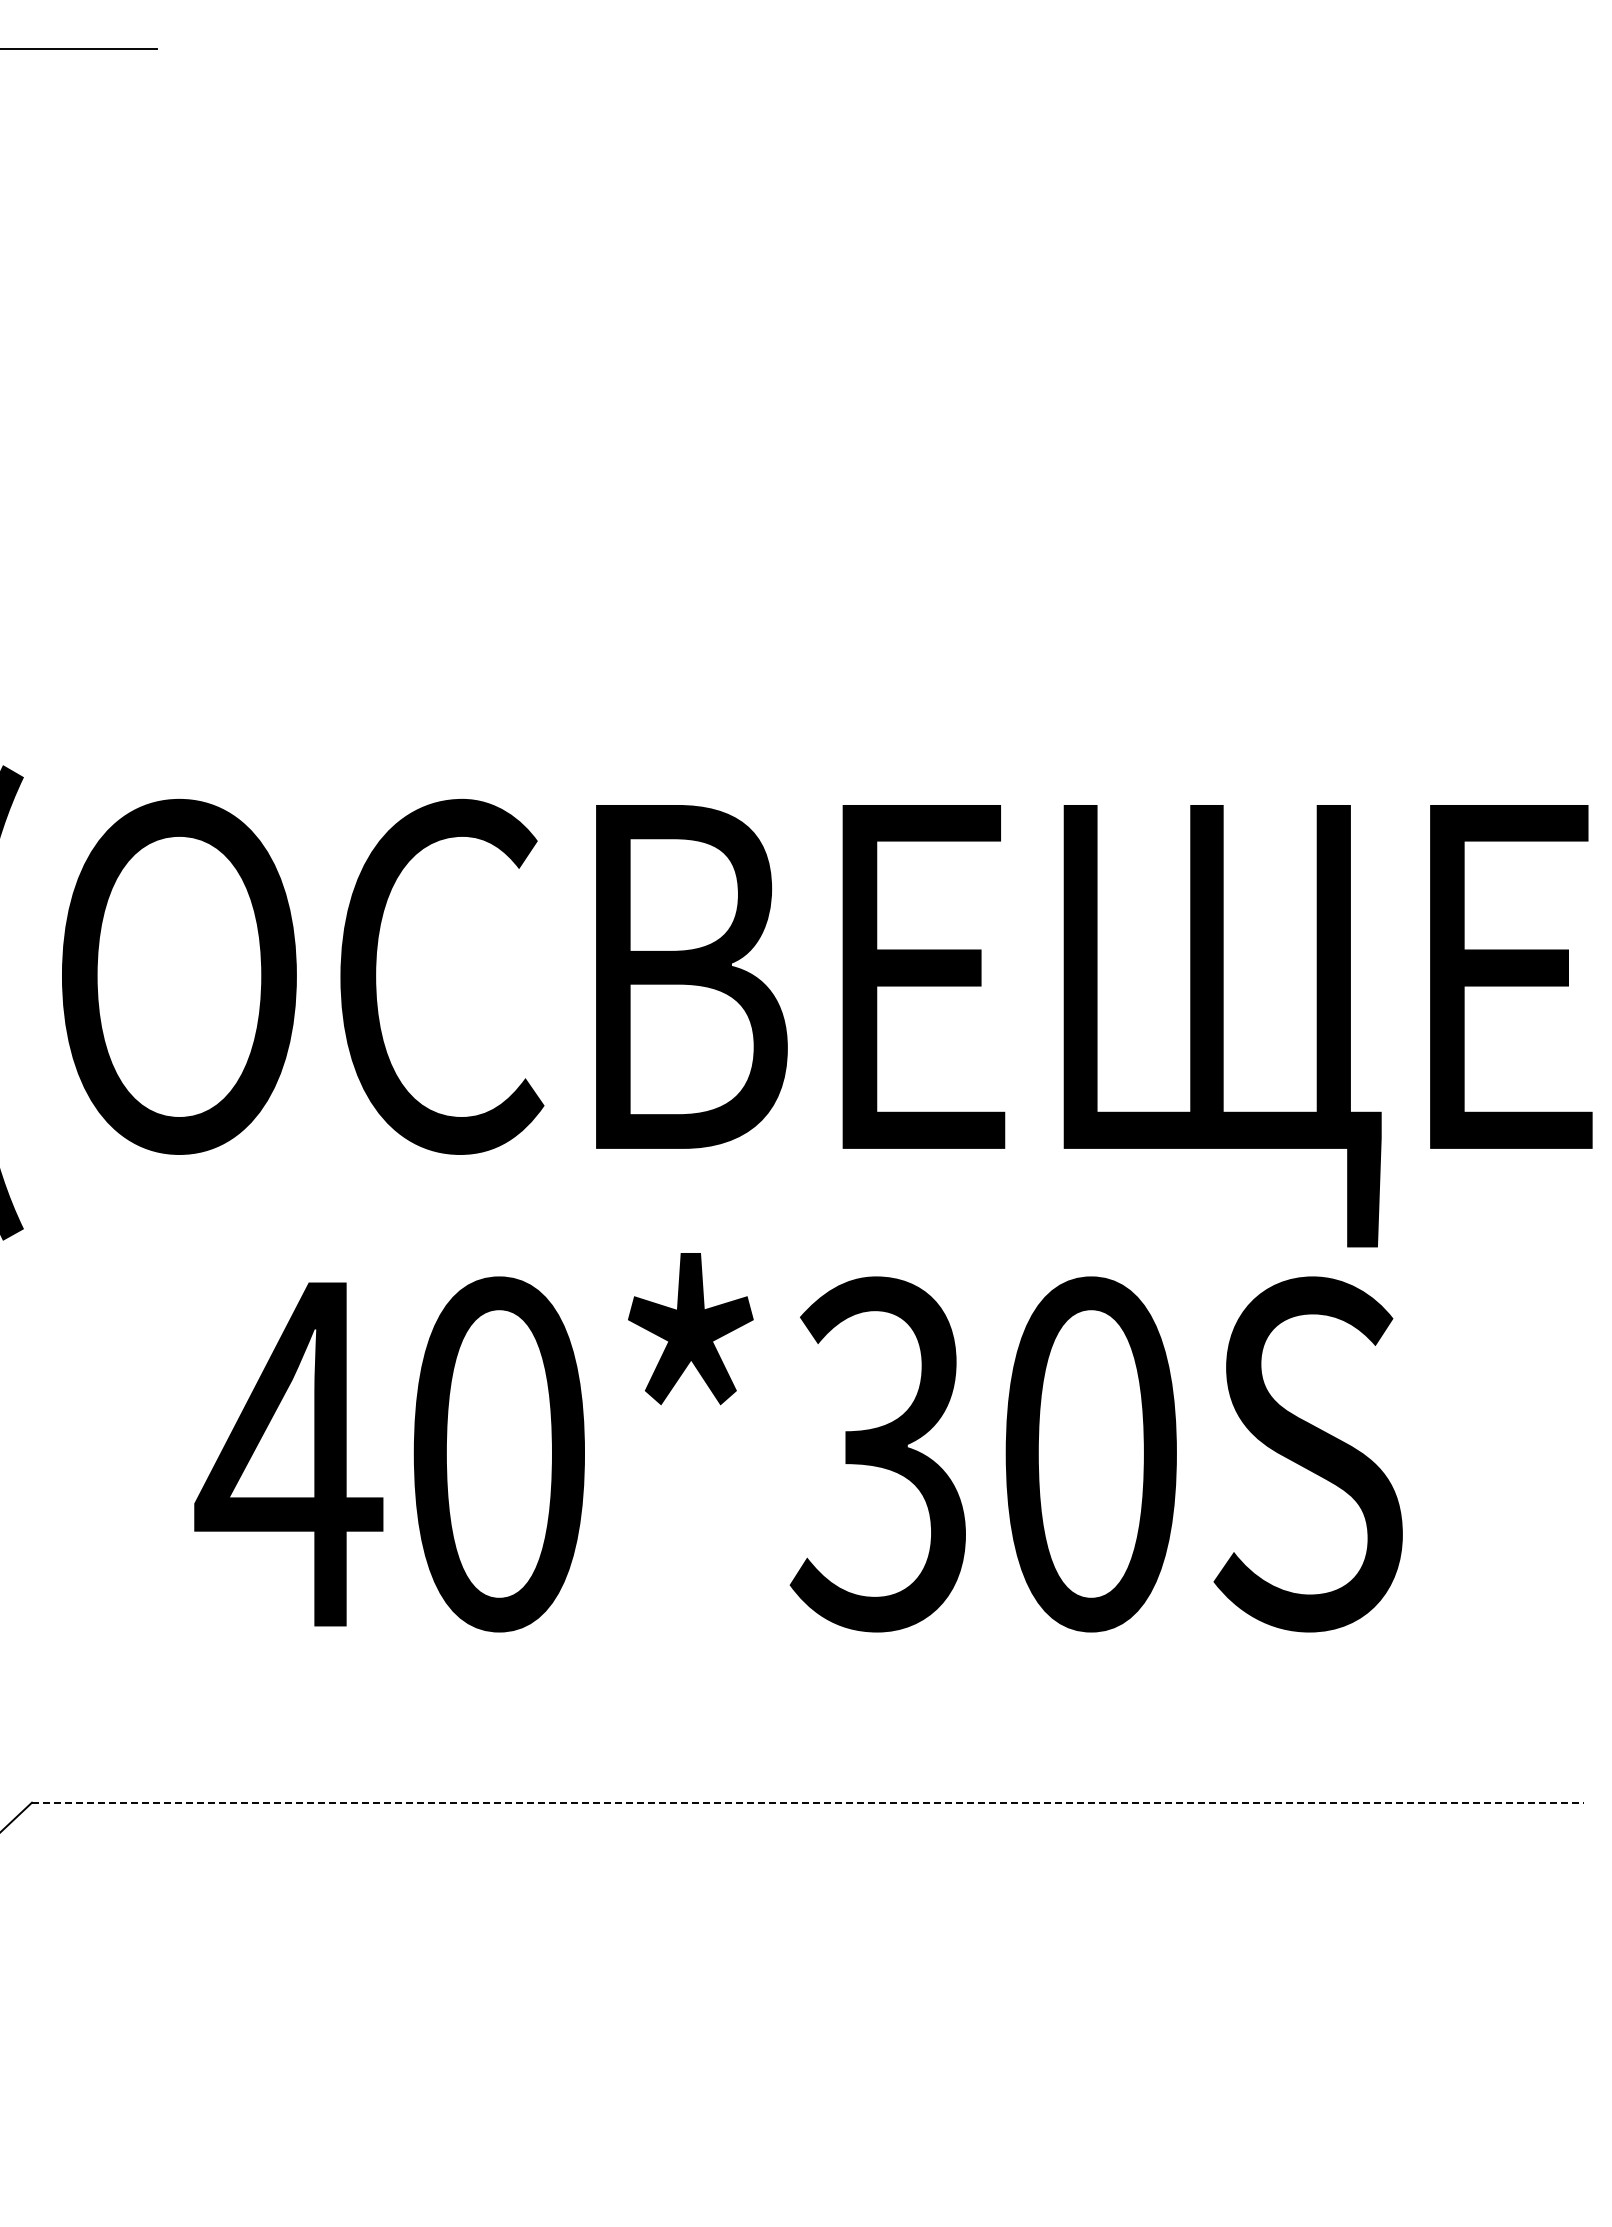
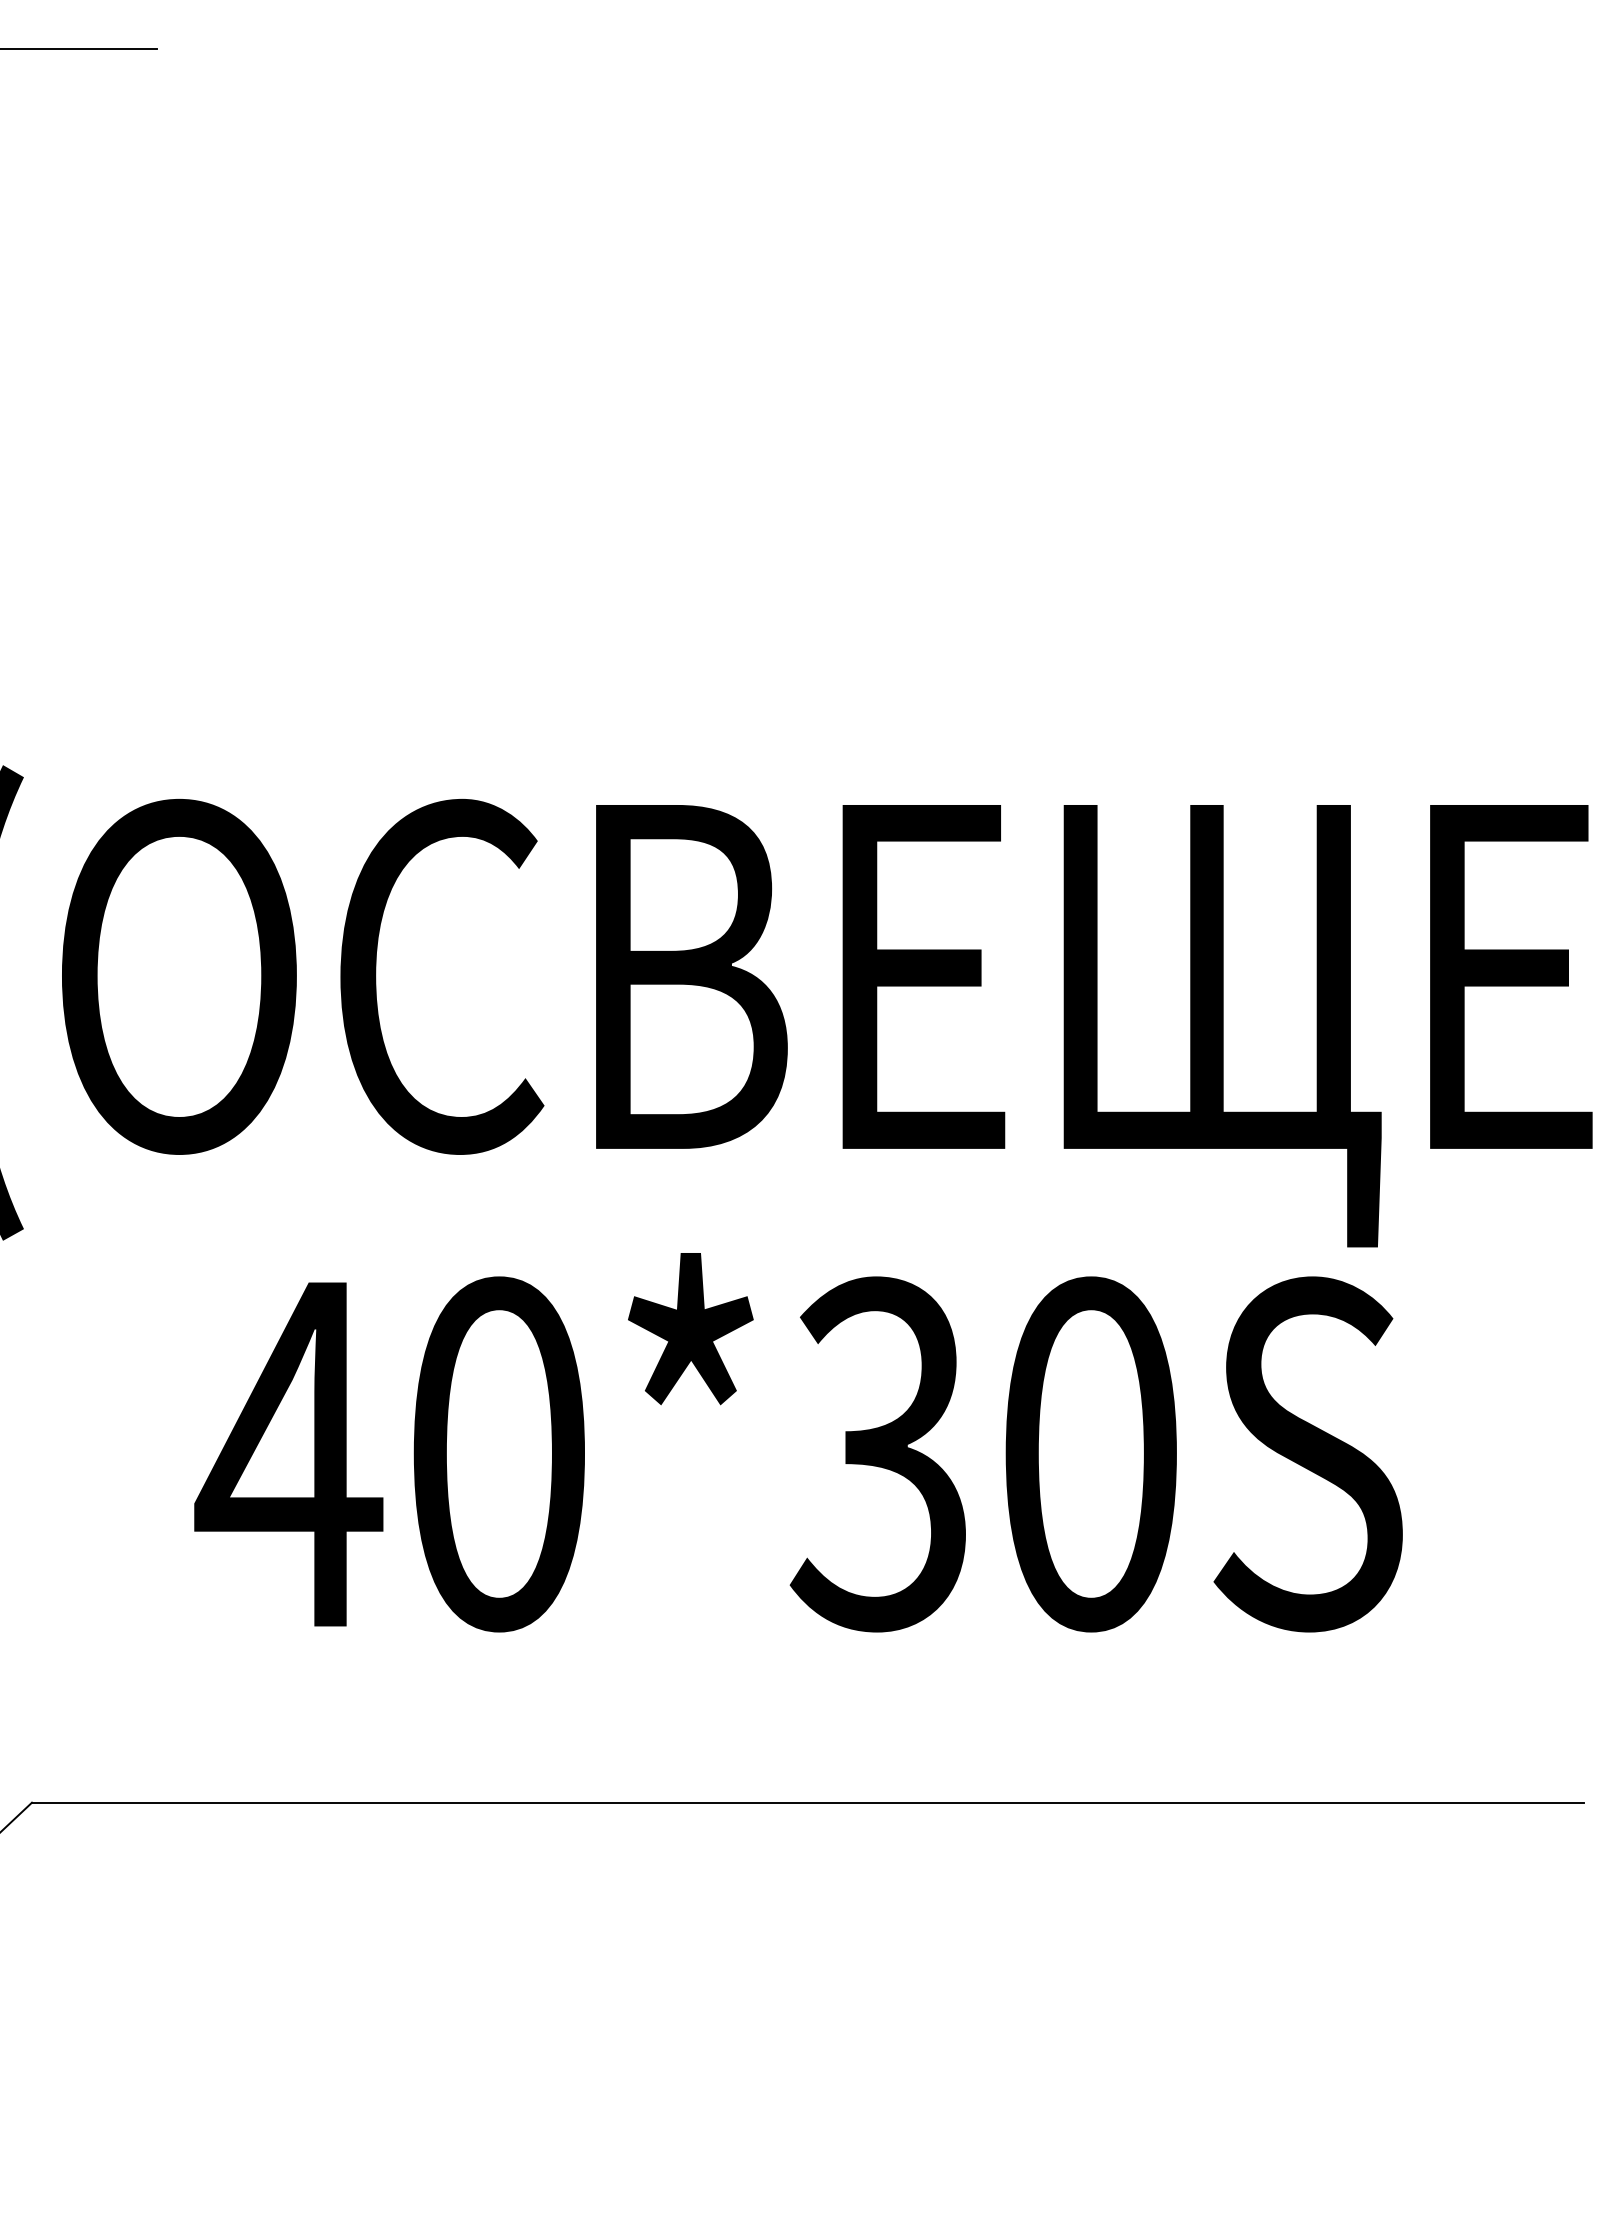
line: dashed -> solid (807, 1802)
